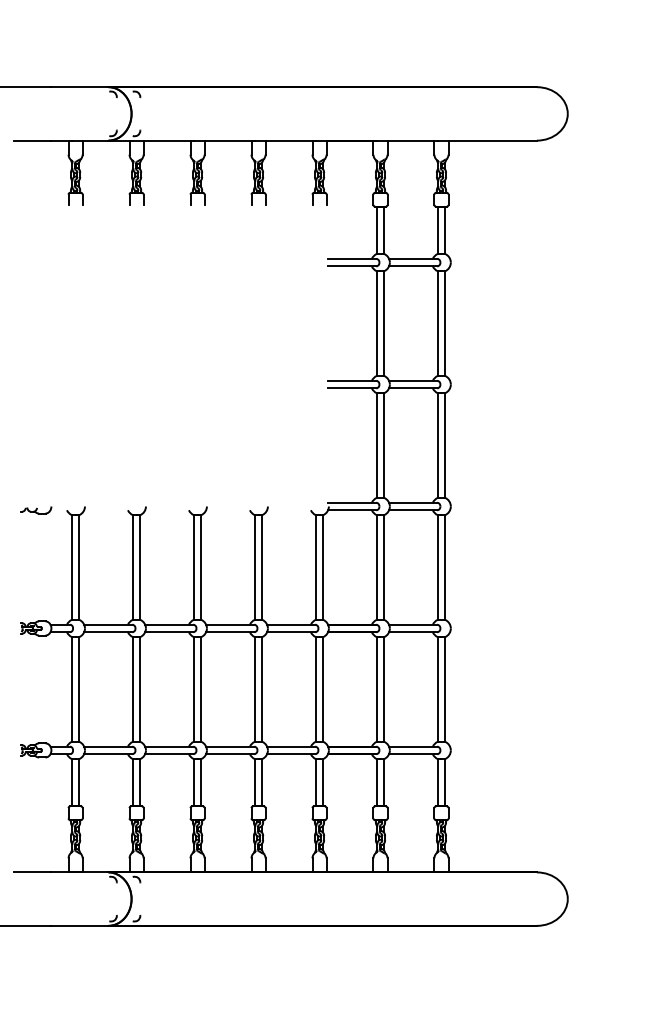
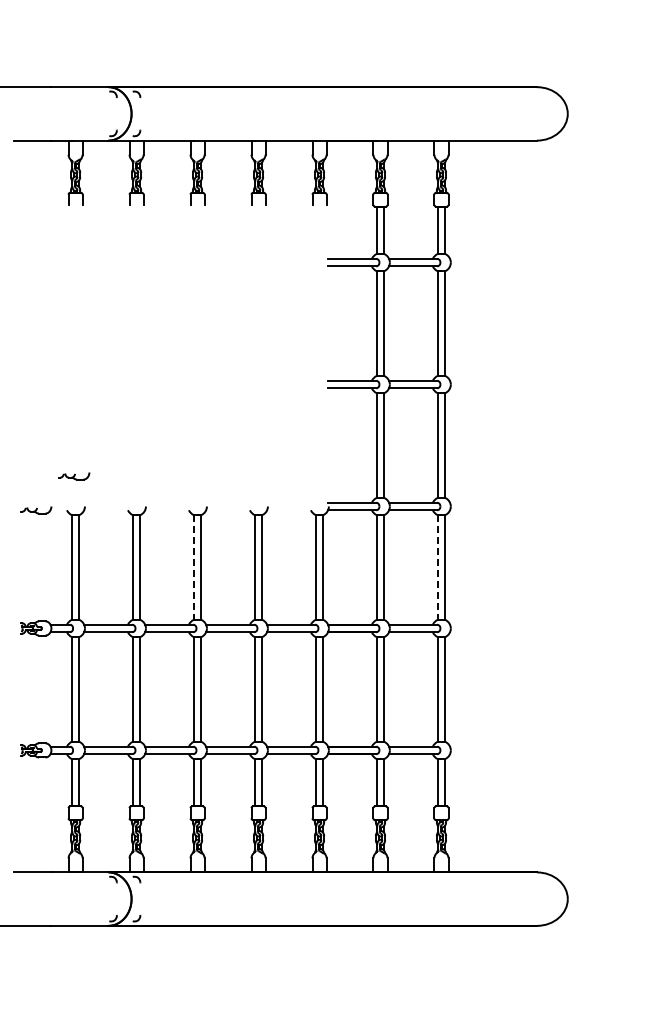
part: none -> present (74, 476)
line: solid -> dashed (193, 567)
line: solid -> dashed (437, 567)
